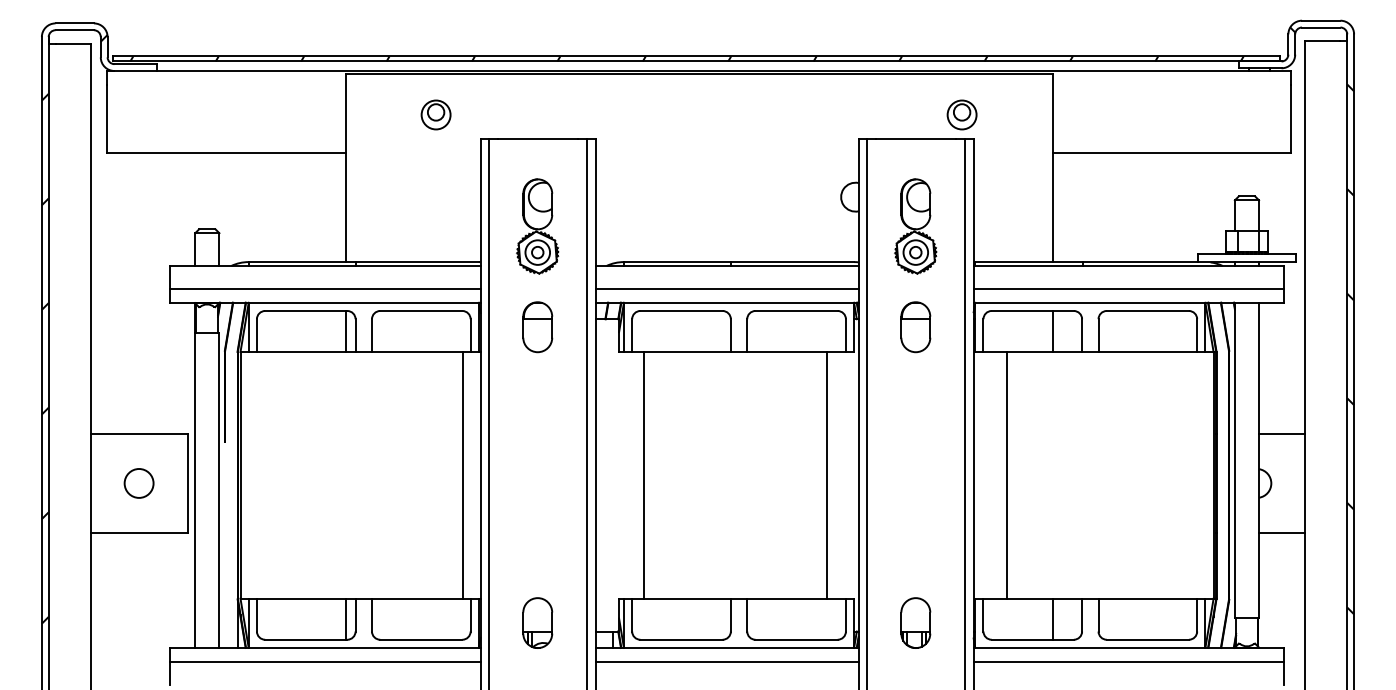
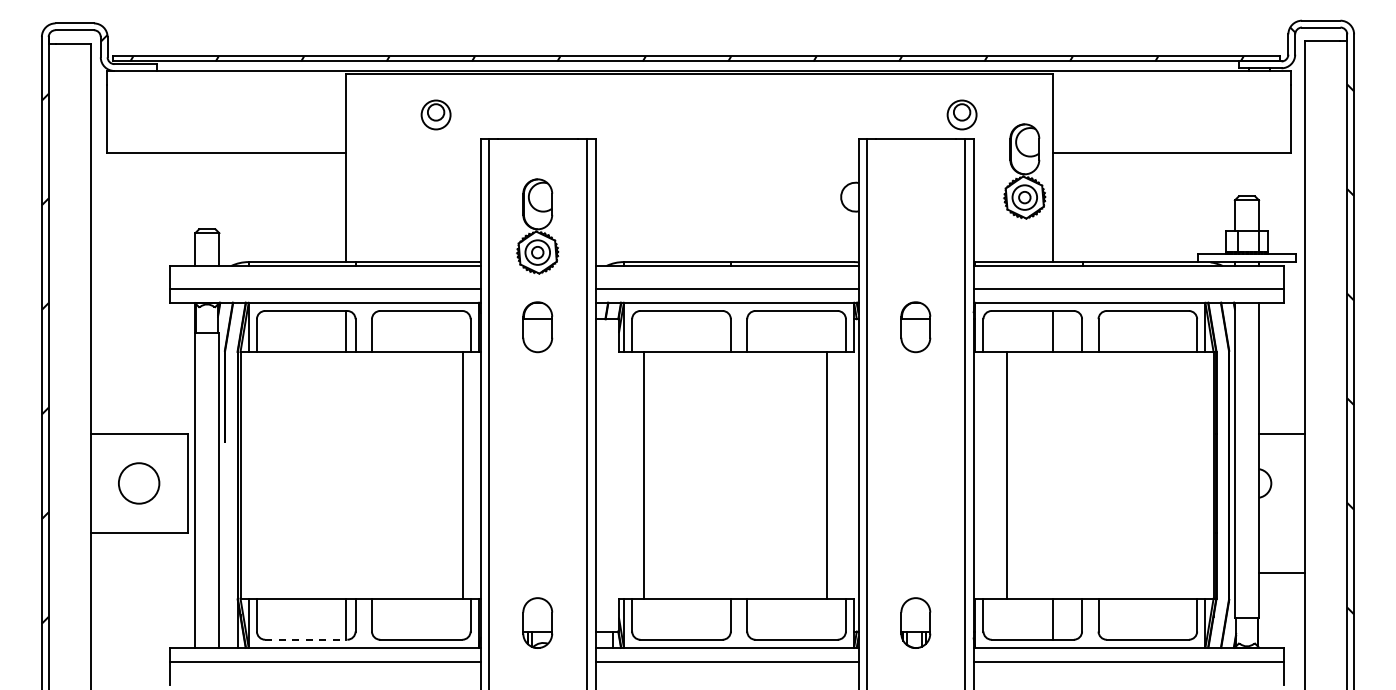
part position: (915, 226) -> (1024, 171) (1024, 171)
circle diameter: 29 px -> 41 px (138, 483)
line position: (1281, 532) -> (1281, 572) (1281, 572)
line: solid -> dashed (306, 639)
